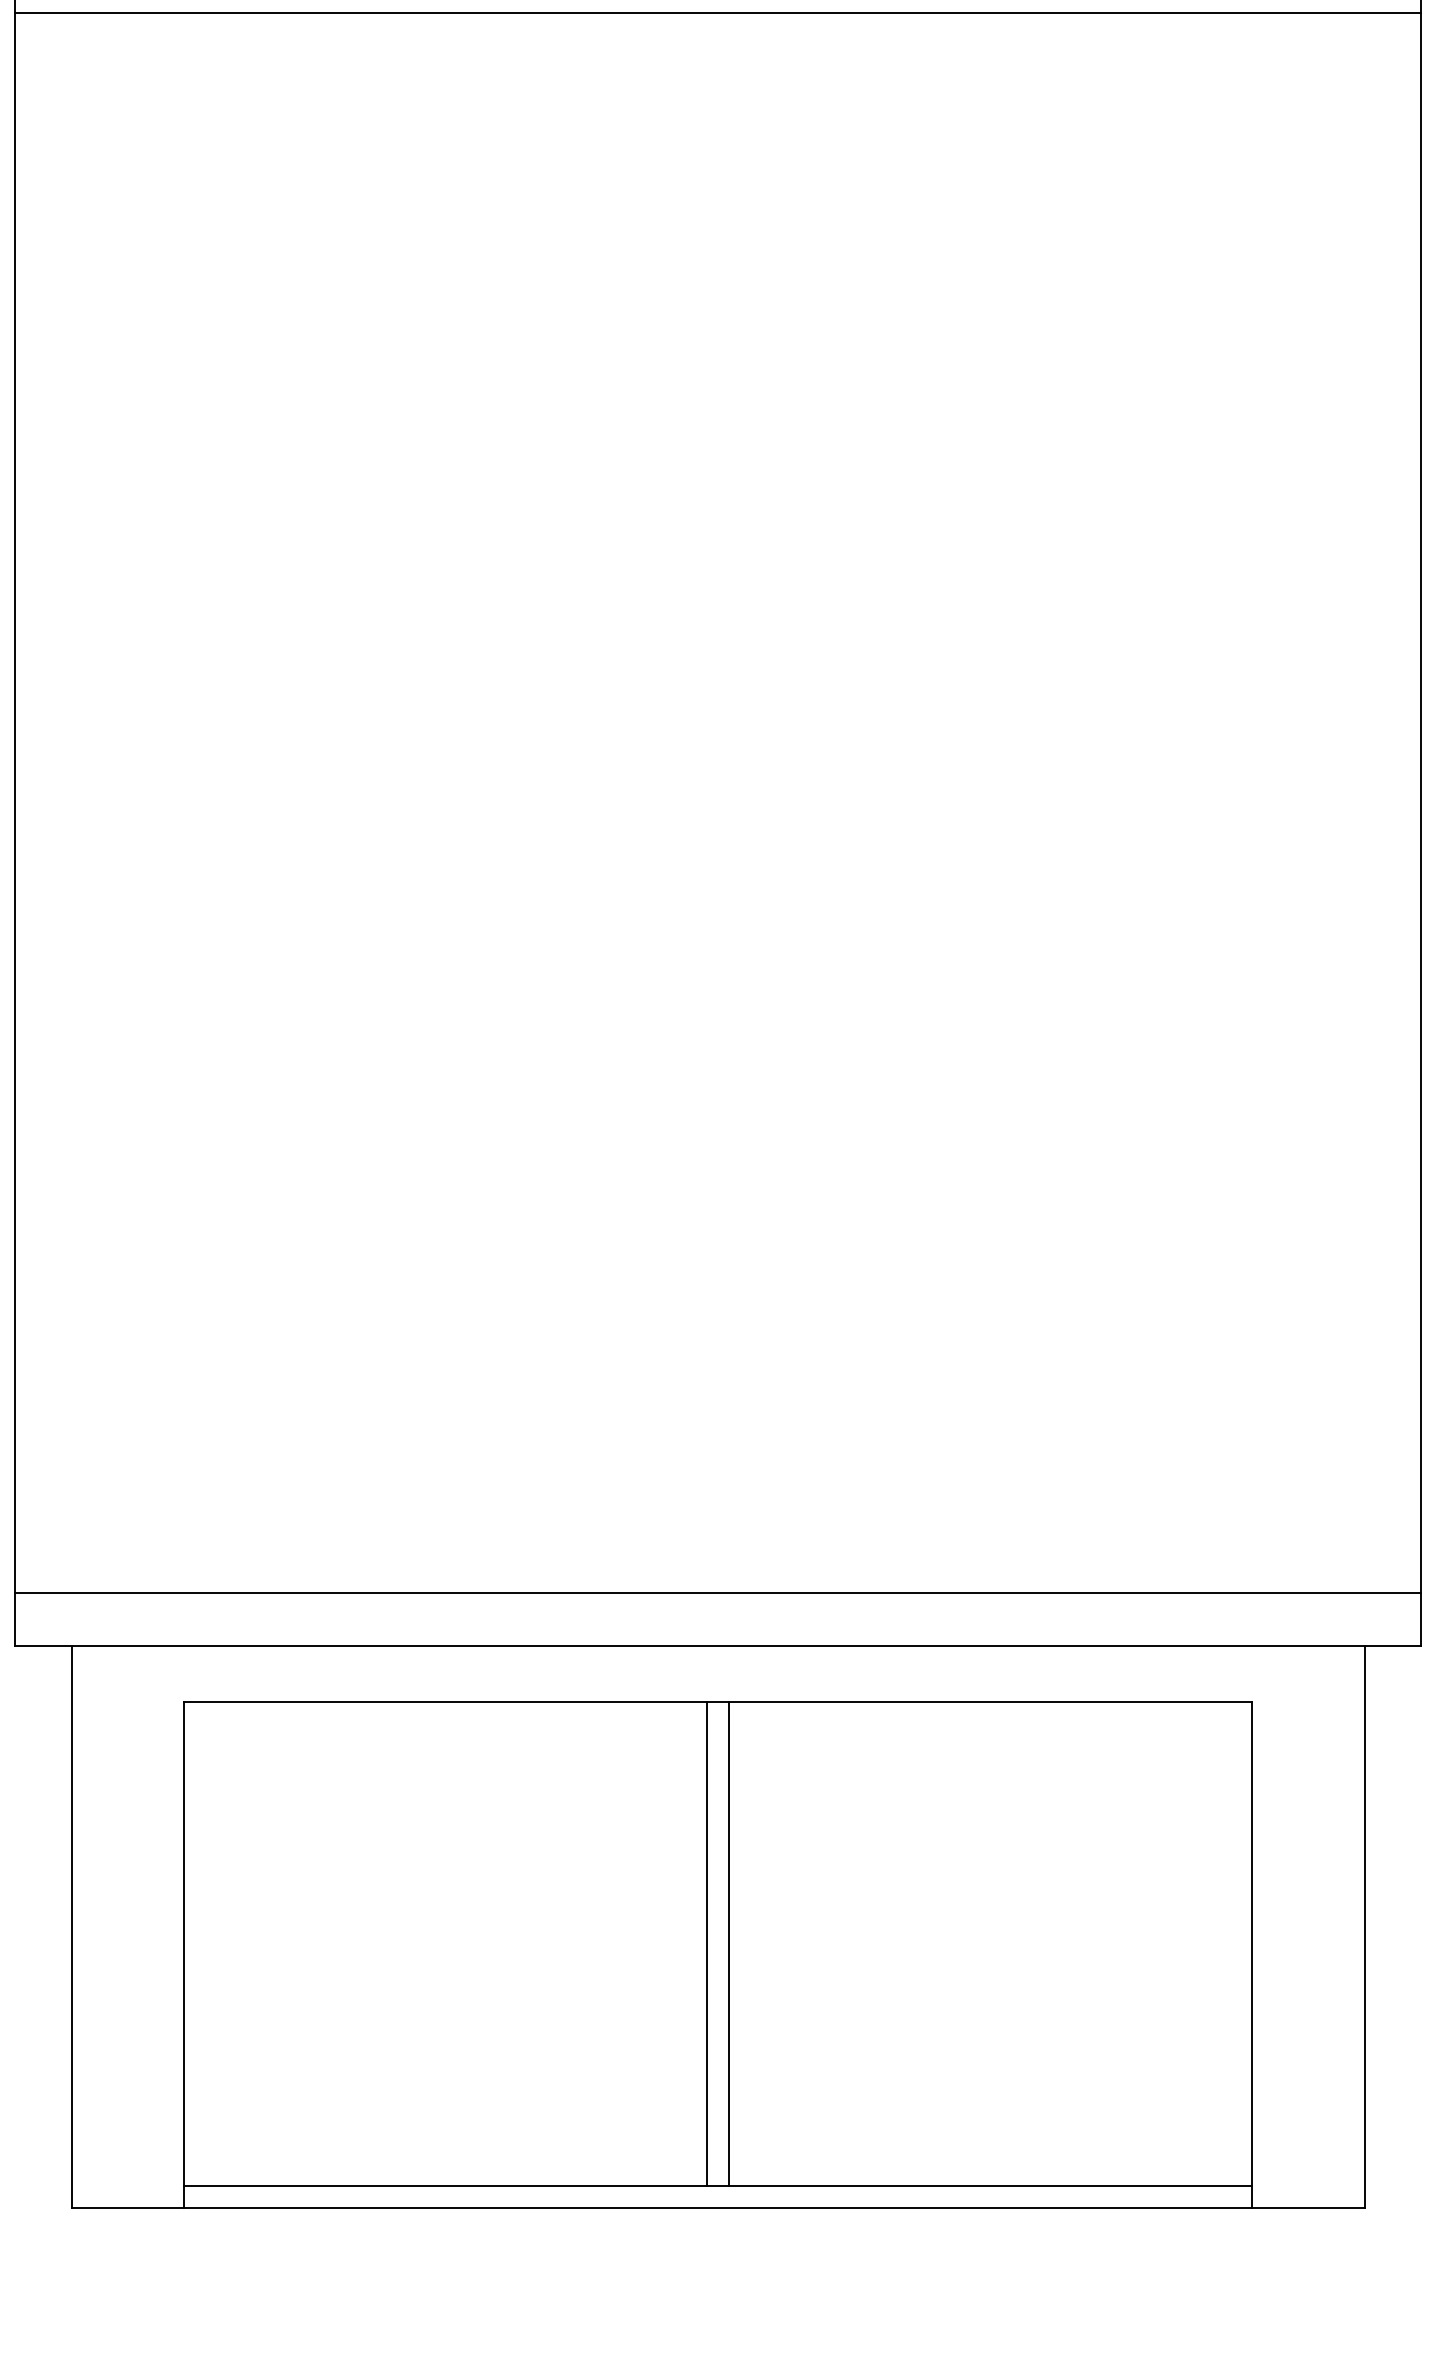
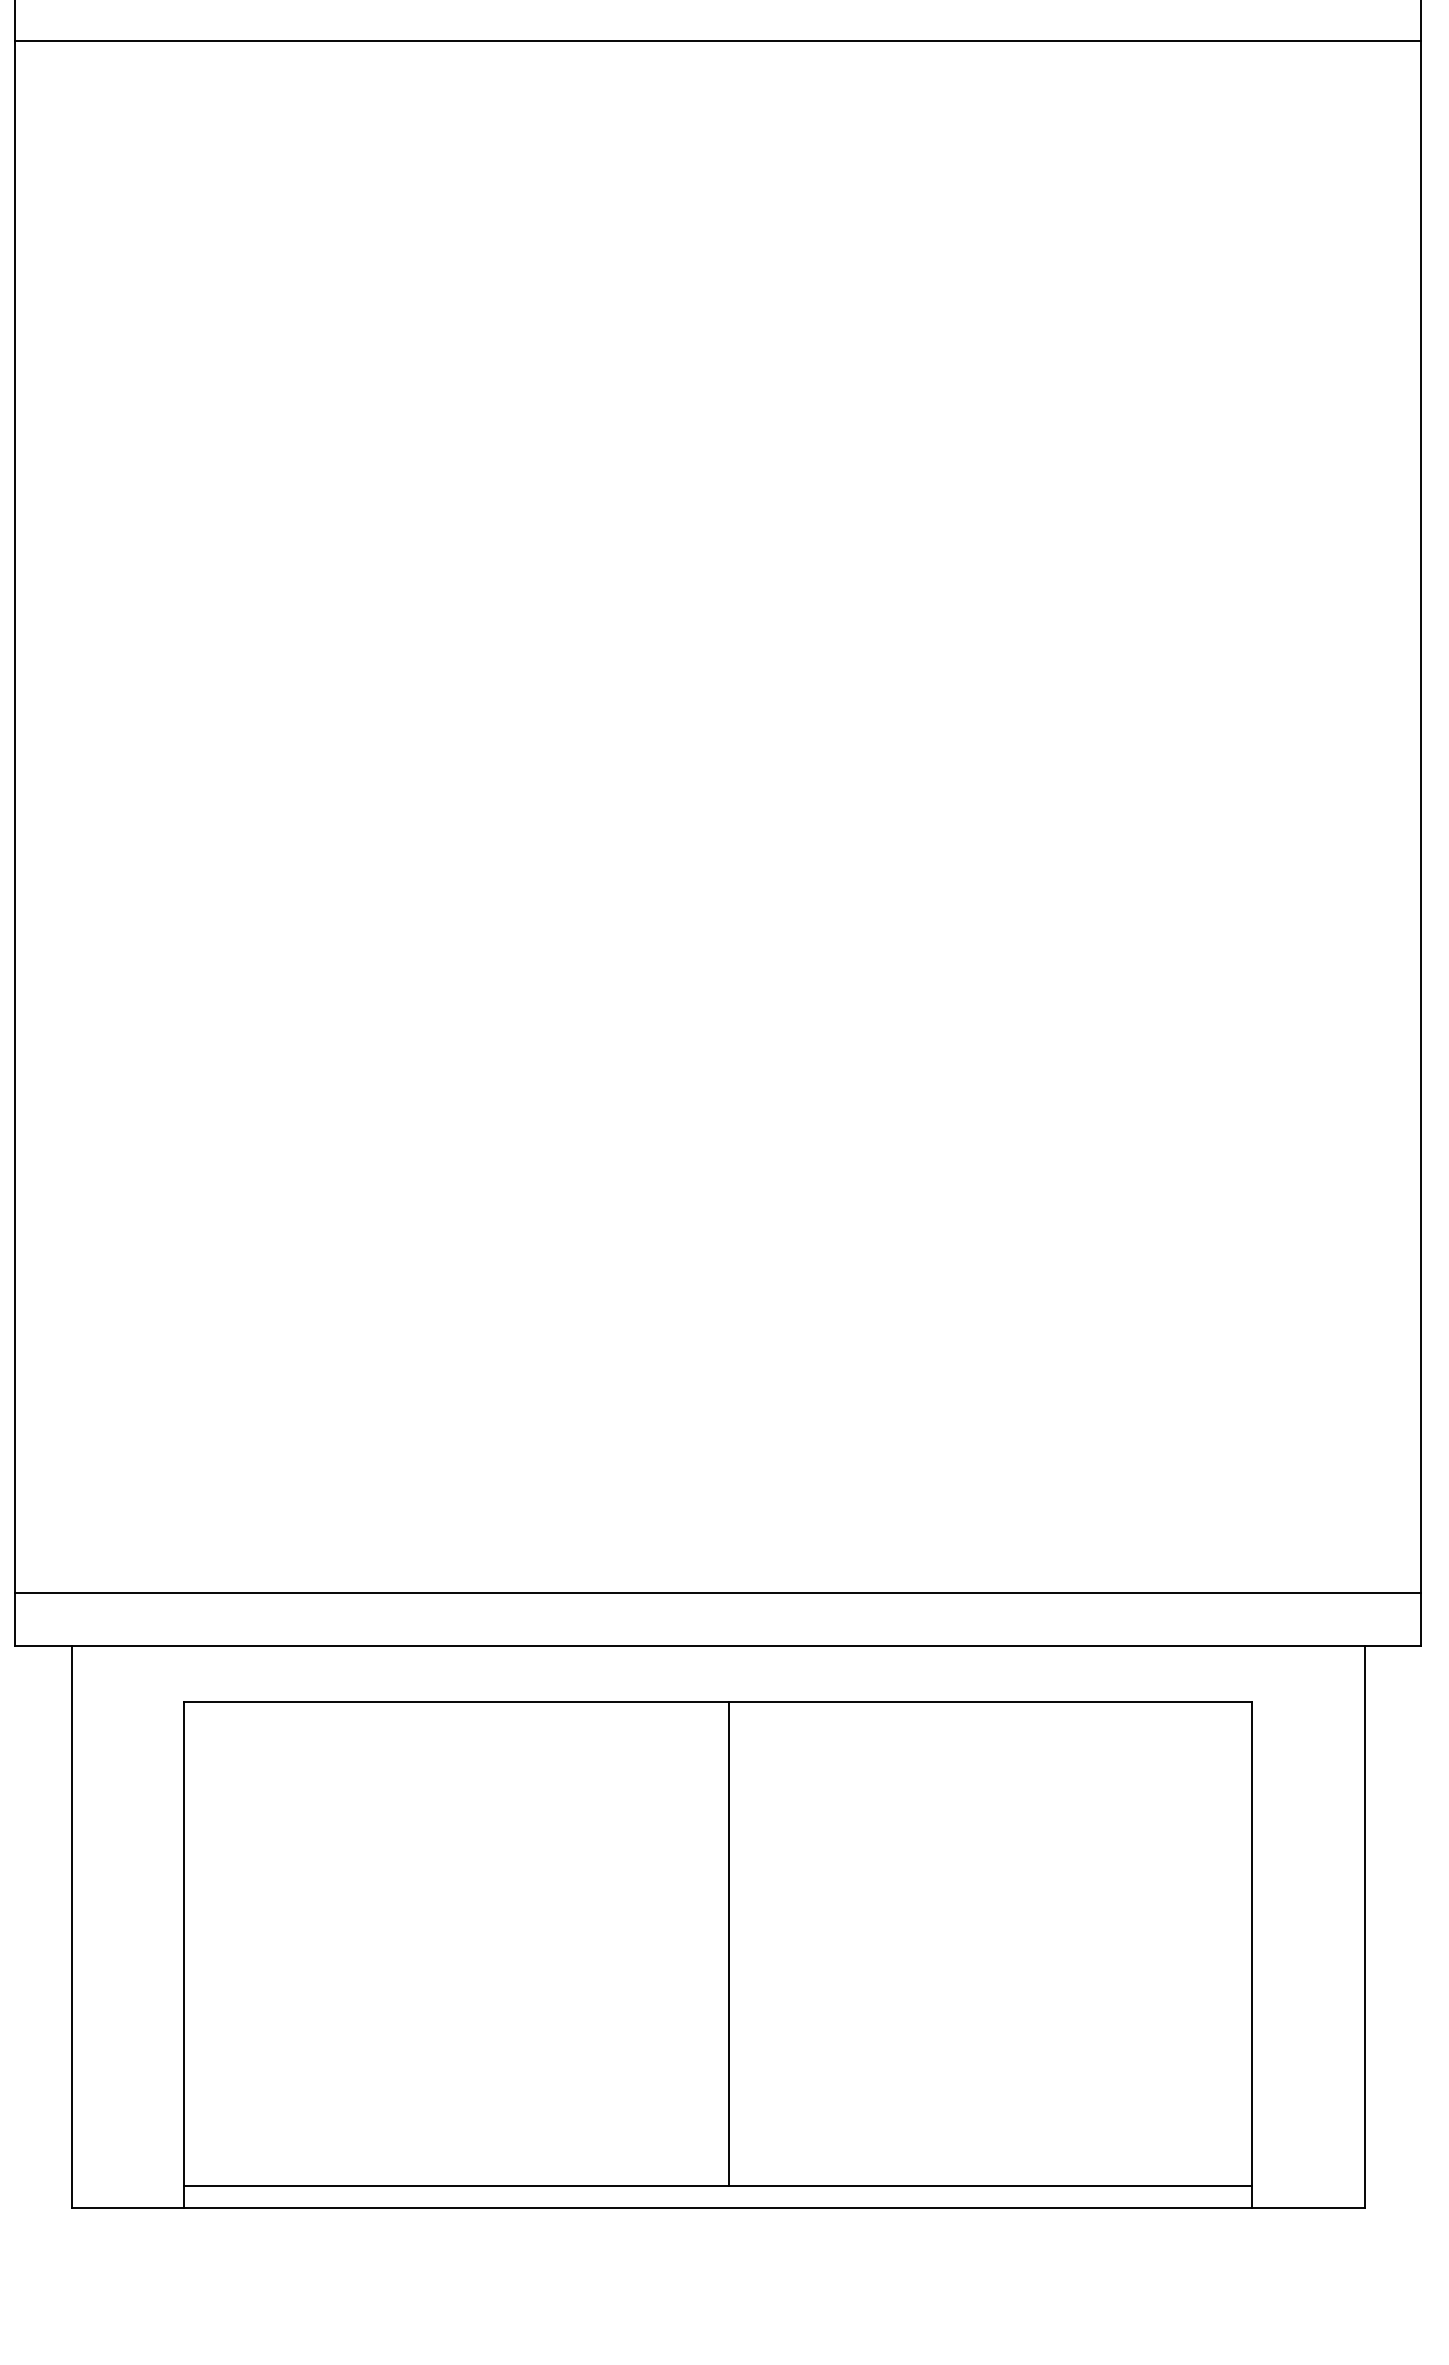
line position: (717, 12) -> (717, 40) (717, 40)
line: present -> none (706, 1943)
